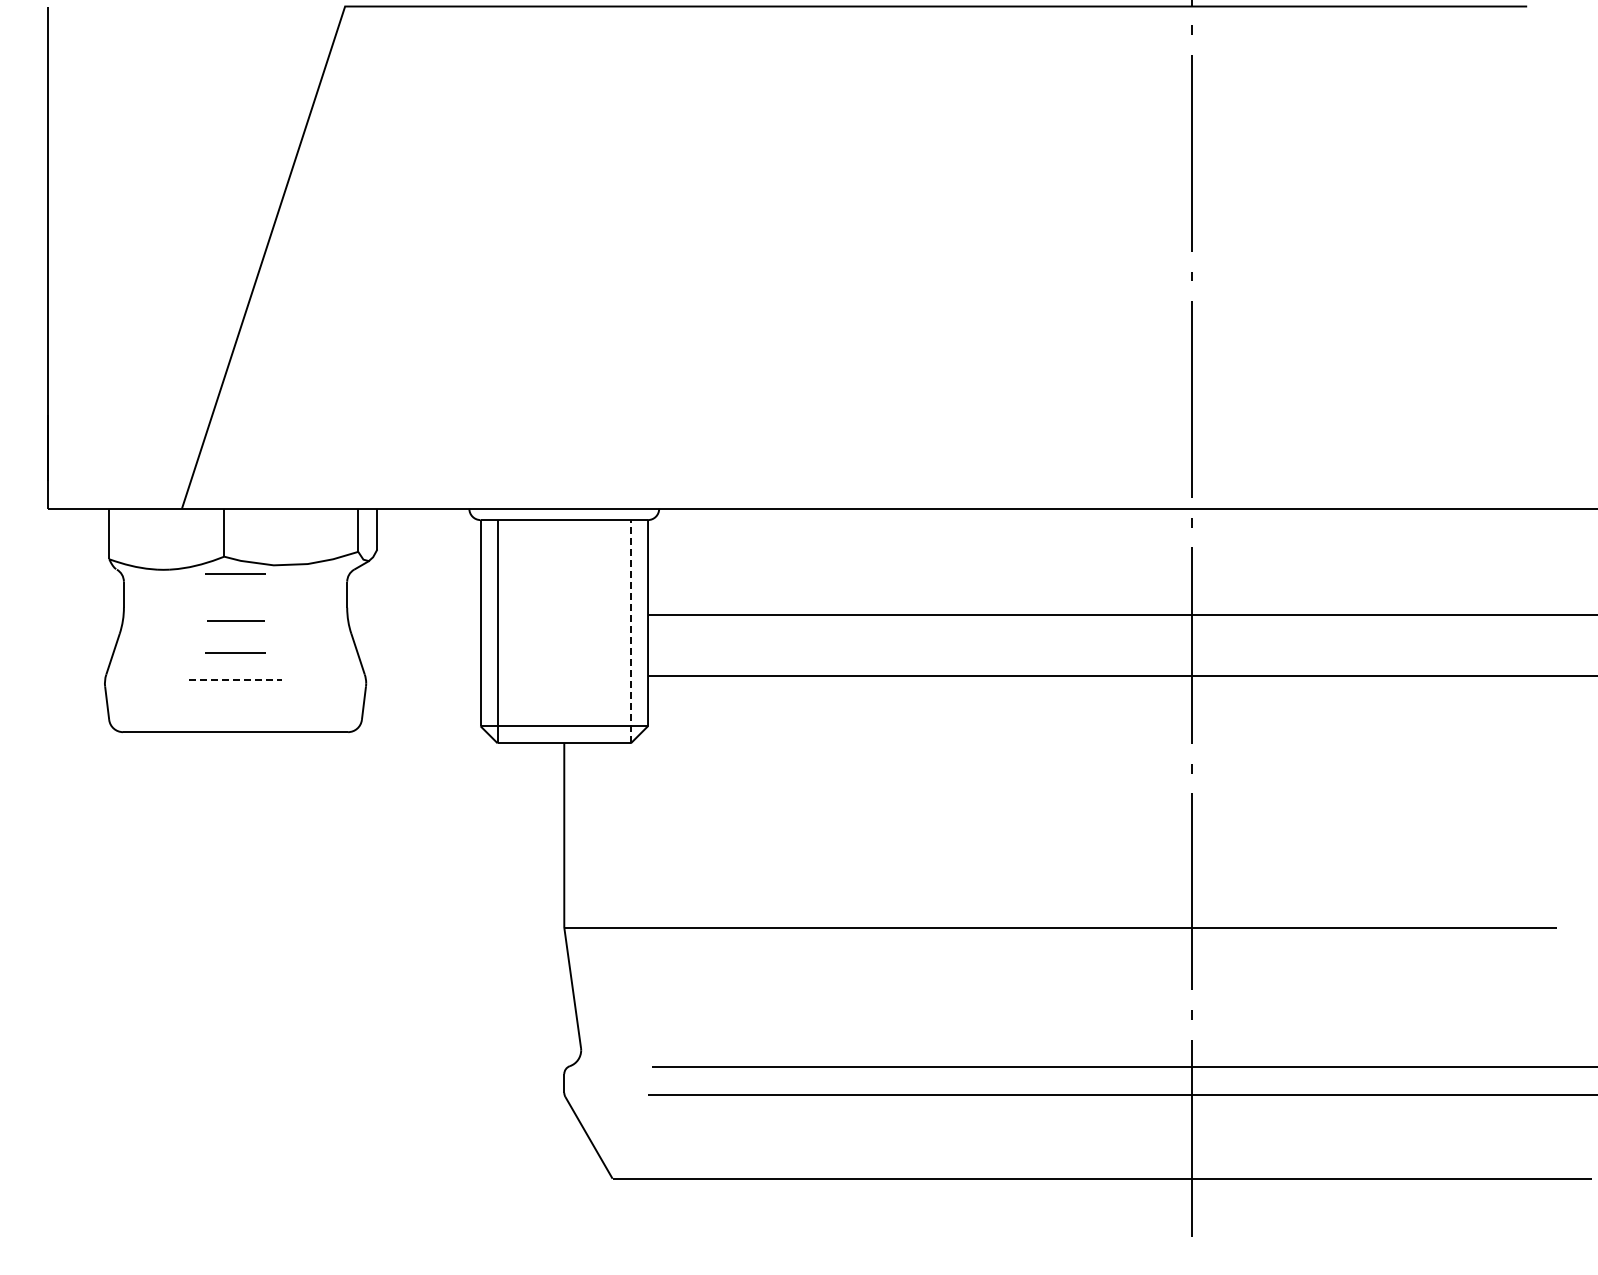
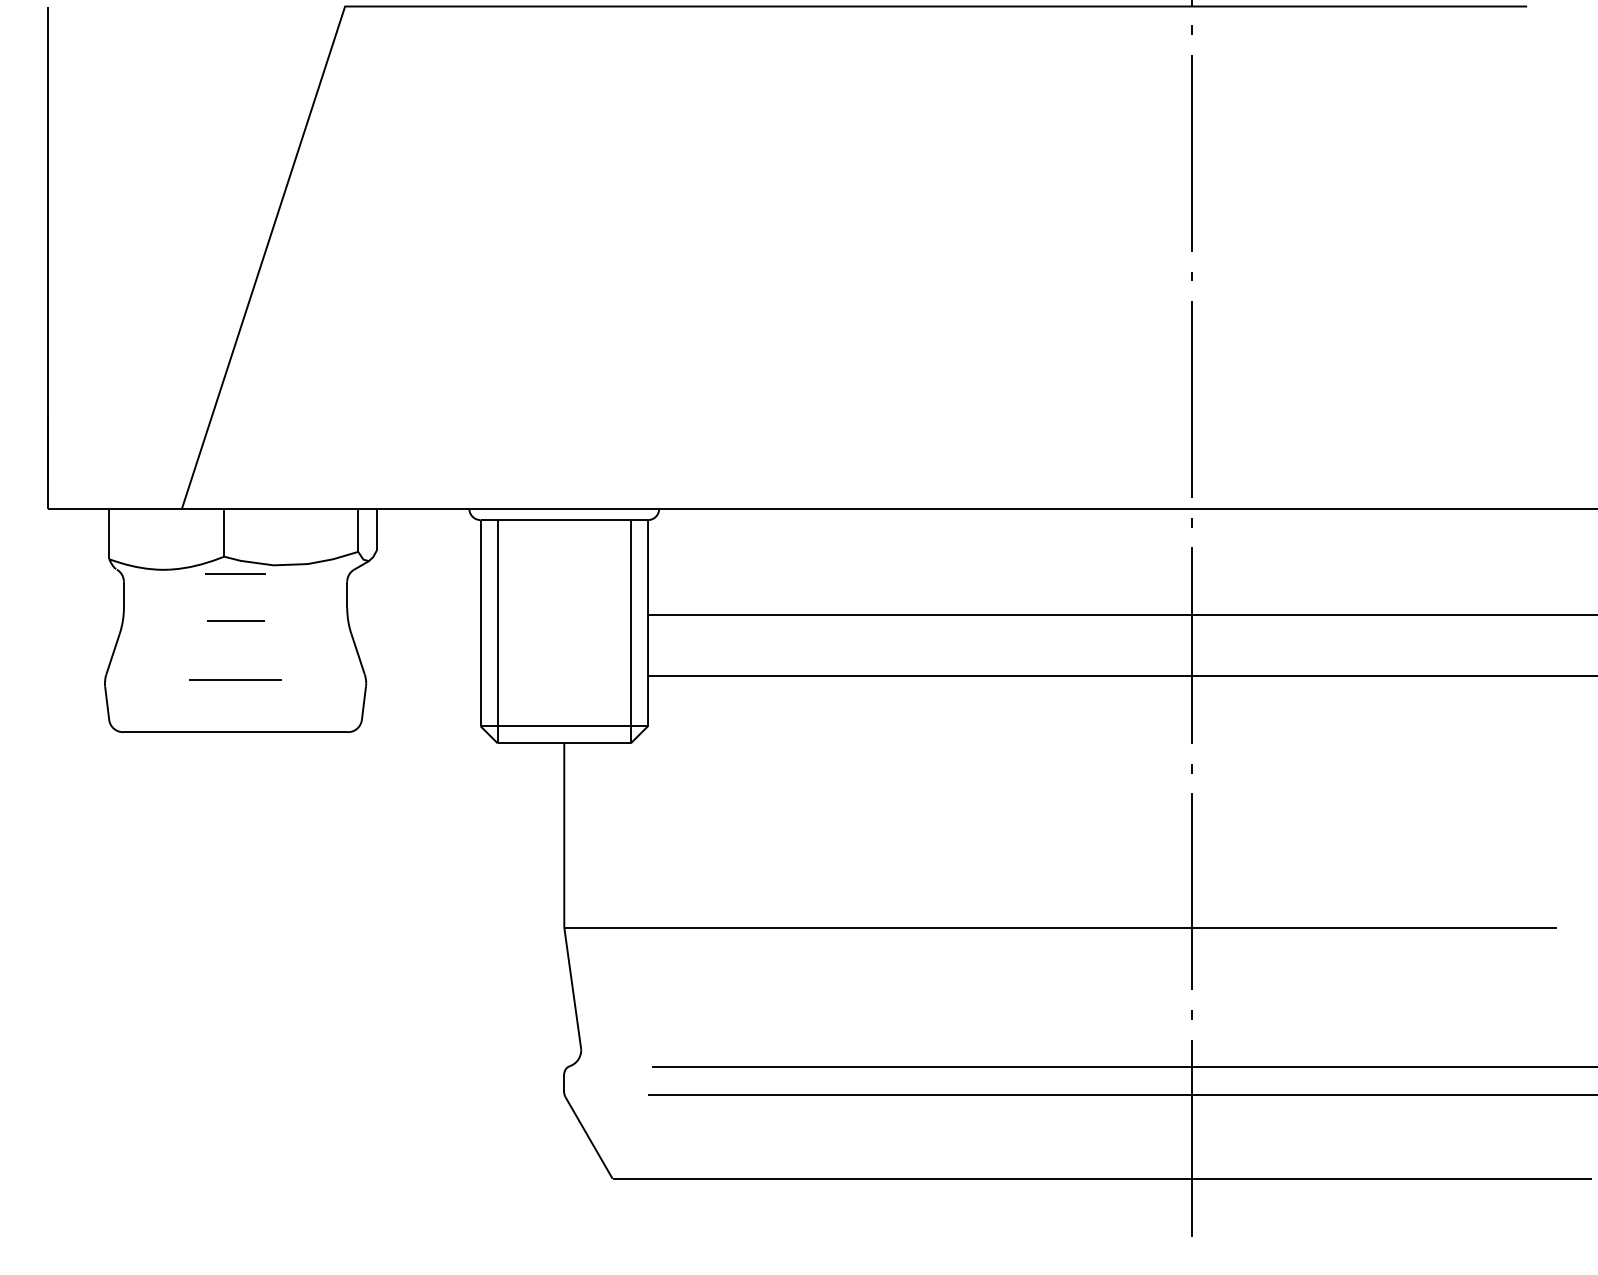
line: dashed -> solid (630, 631)
line: present -> none (235, 652)
line: dashed -> solid (235, 680)
